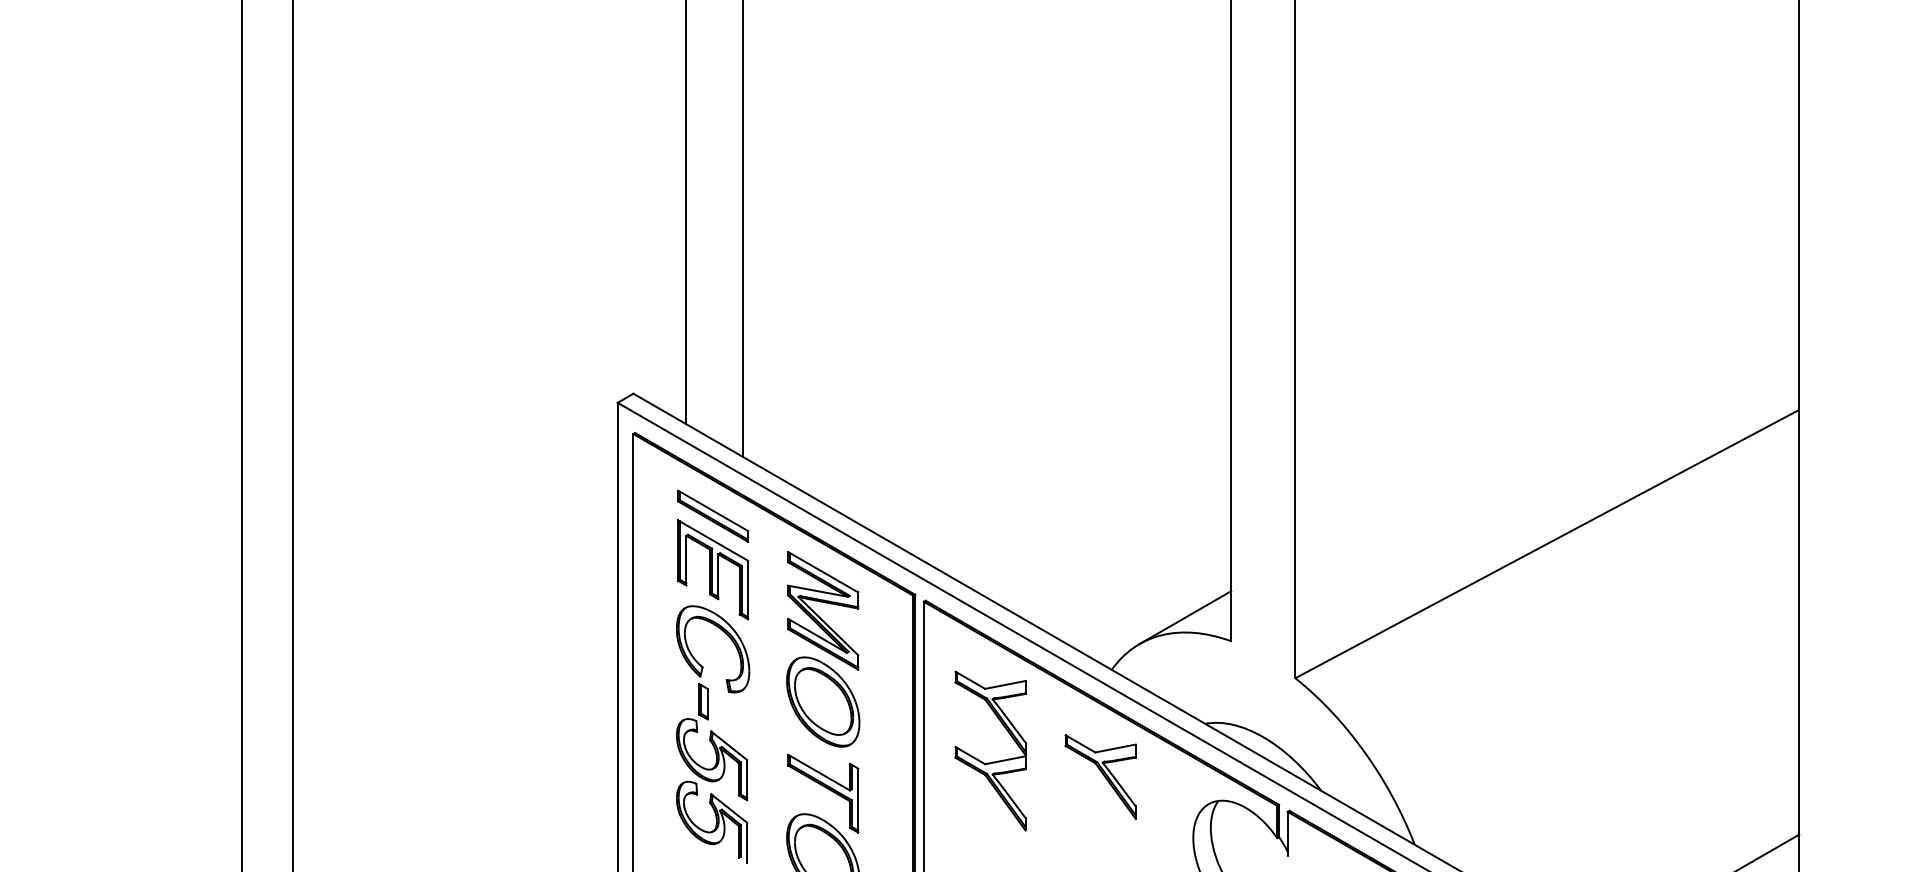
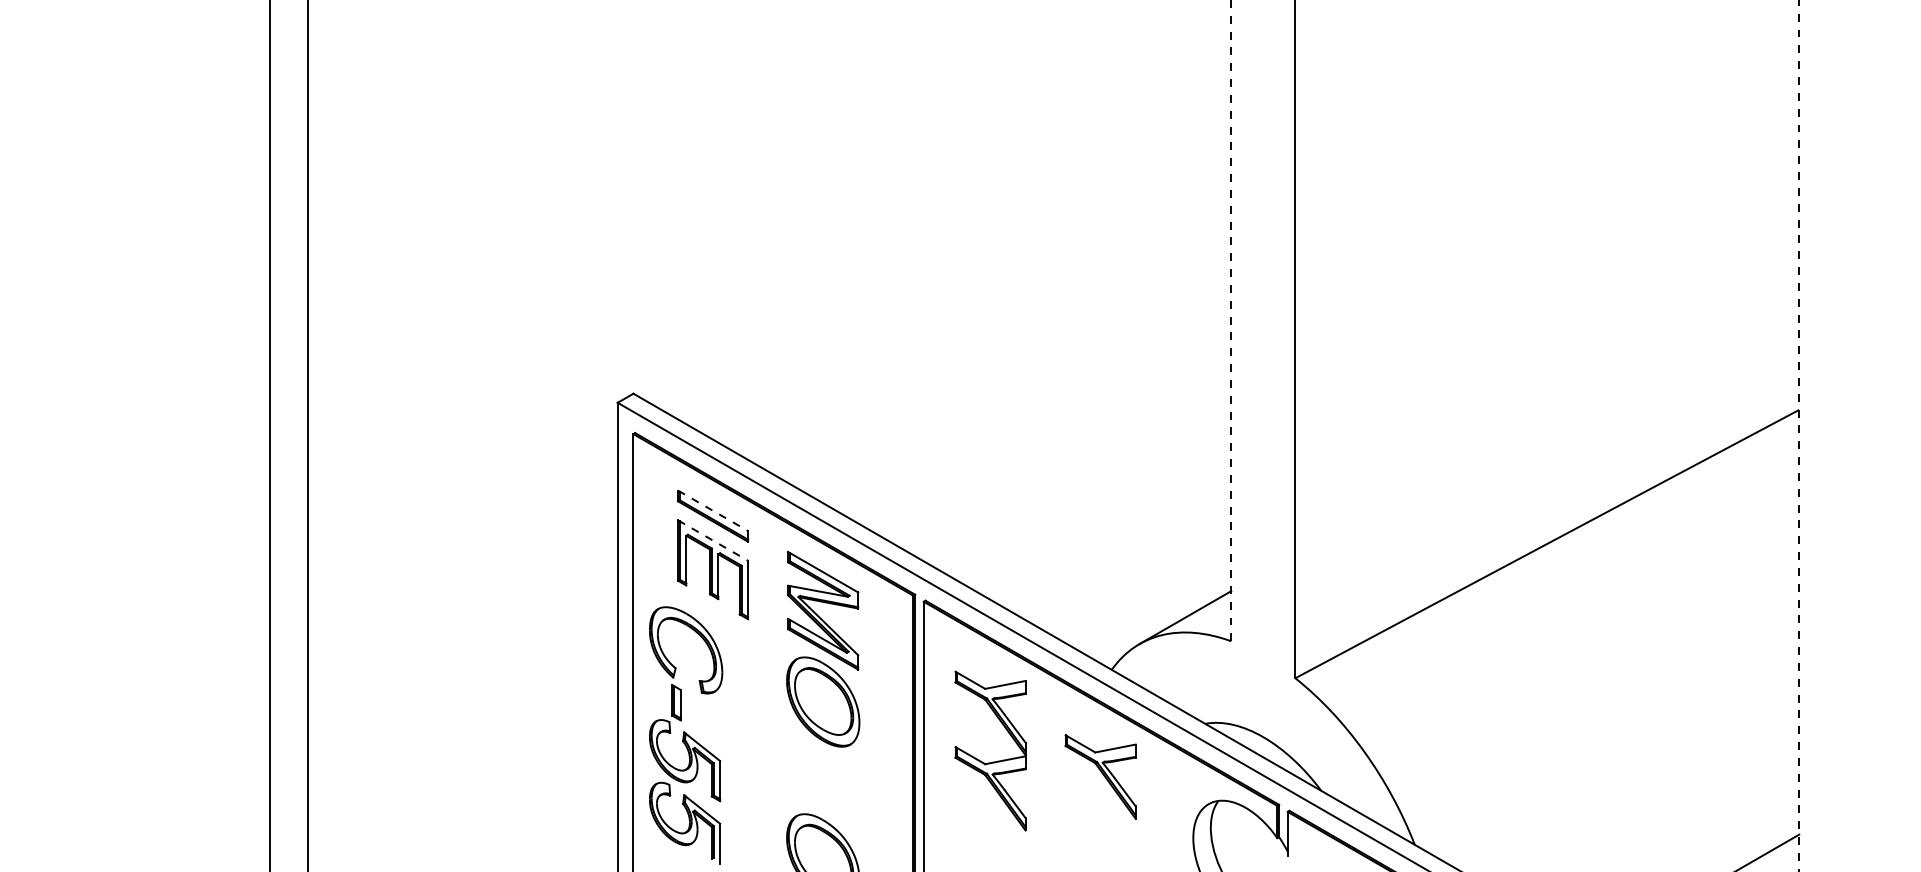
line: present -> none (685, 212)
line: present -> none (742, 229)
line: solid -> dashed (1231, 320)
line position: (242, 435) -> (270, 435) (270, 435)
line position: (292, 435) -> (307, 435) (307, 435)
line: solid -> dashed (1799, 435)
line: solid -> dashed (713, 511)
line: solid -> dashed (713, 540)
part position: (713, 734) -> (686, 735) (686, 735)
part: present -> none (823, 793)
